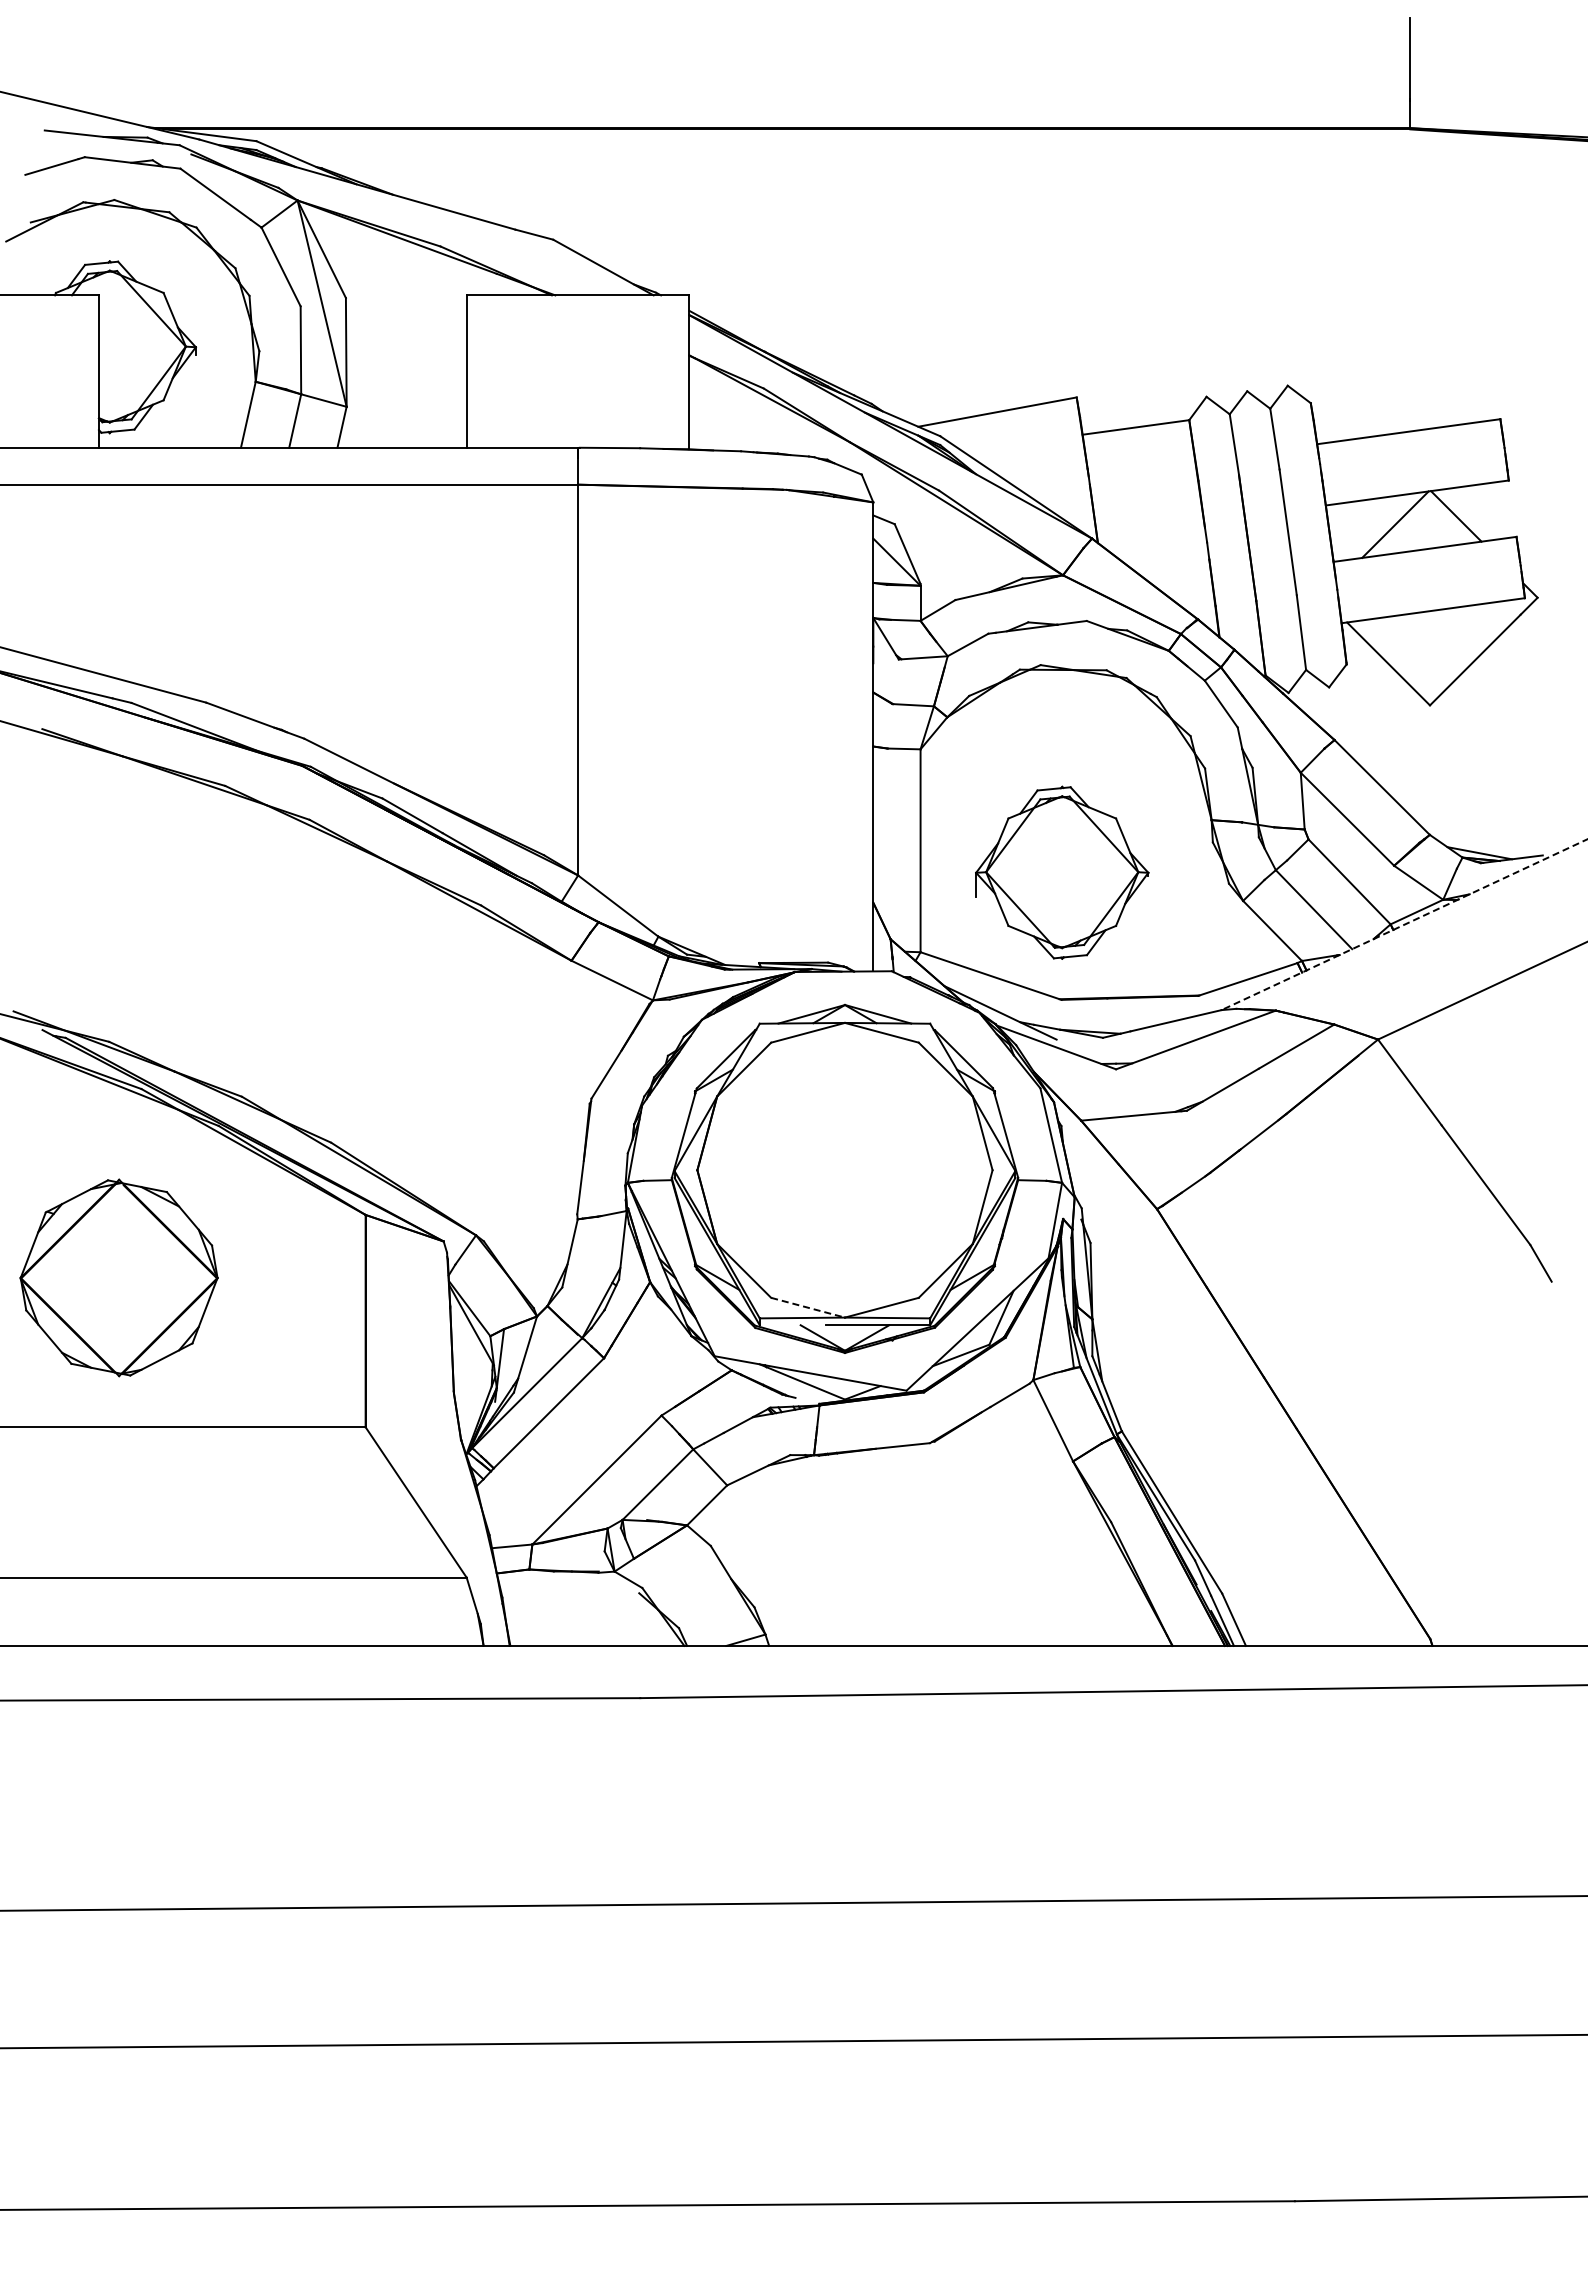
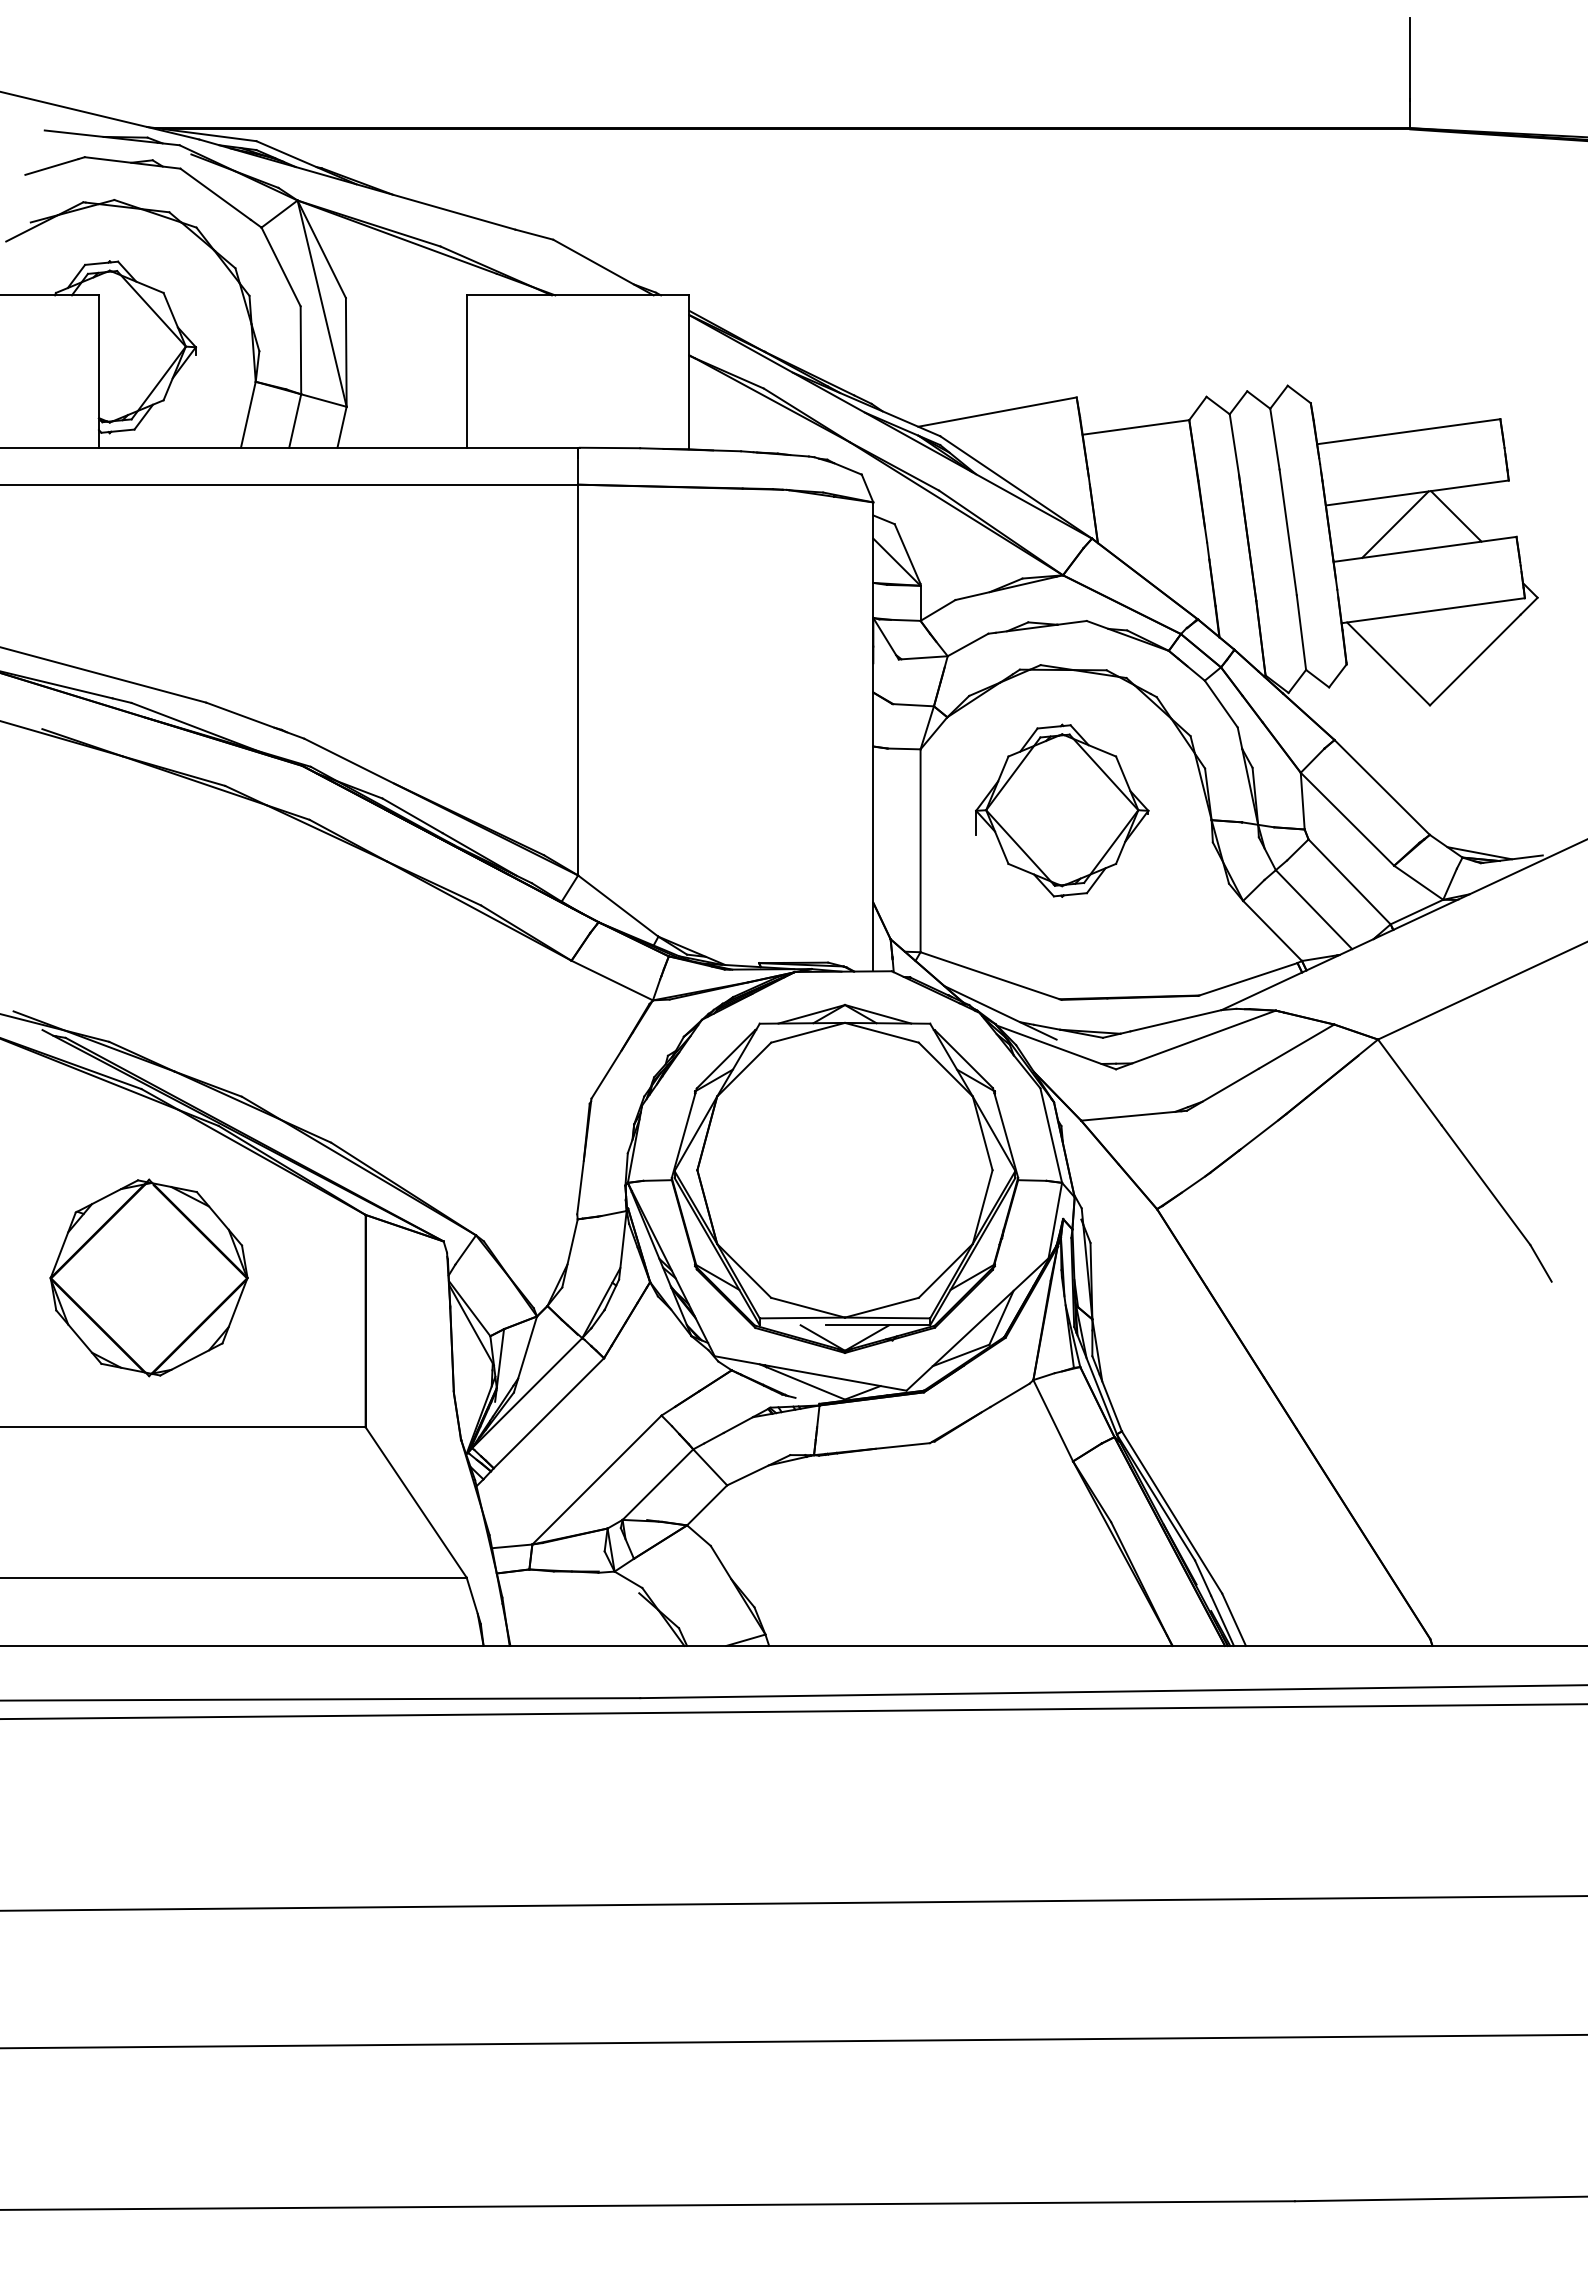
part position: (1062, 872) -> (1062, 810) (1062, 810)
line: dashed -> solid (1404, 924)
part position: (118, 1277) -> (148, 1277) (148, 1277)
line: dashed -> solid (808, 1307)
line: none -> present (793, 1711)
